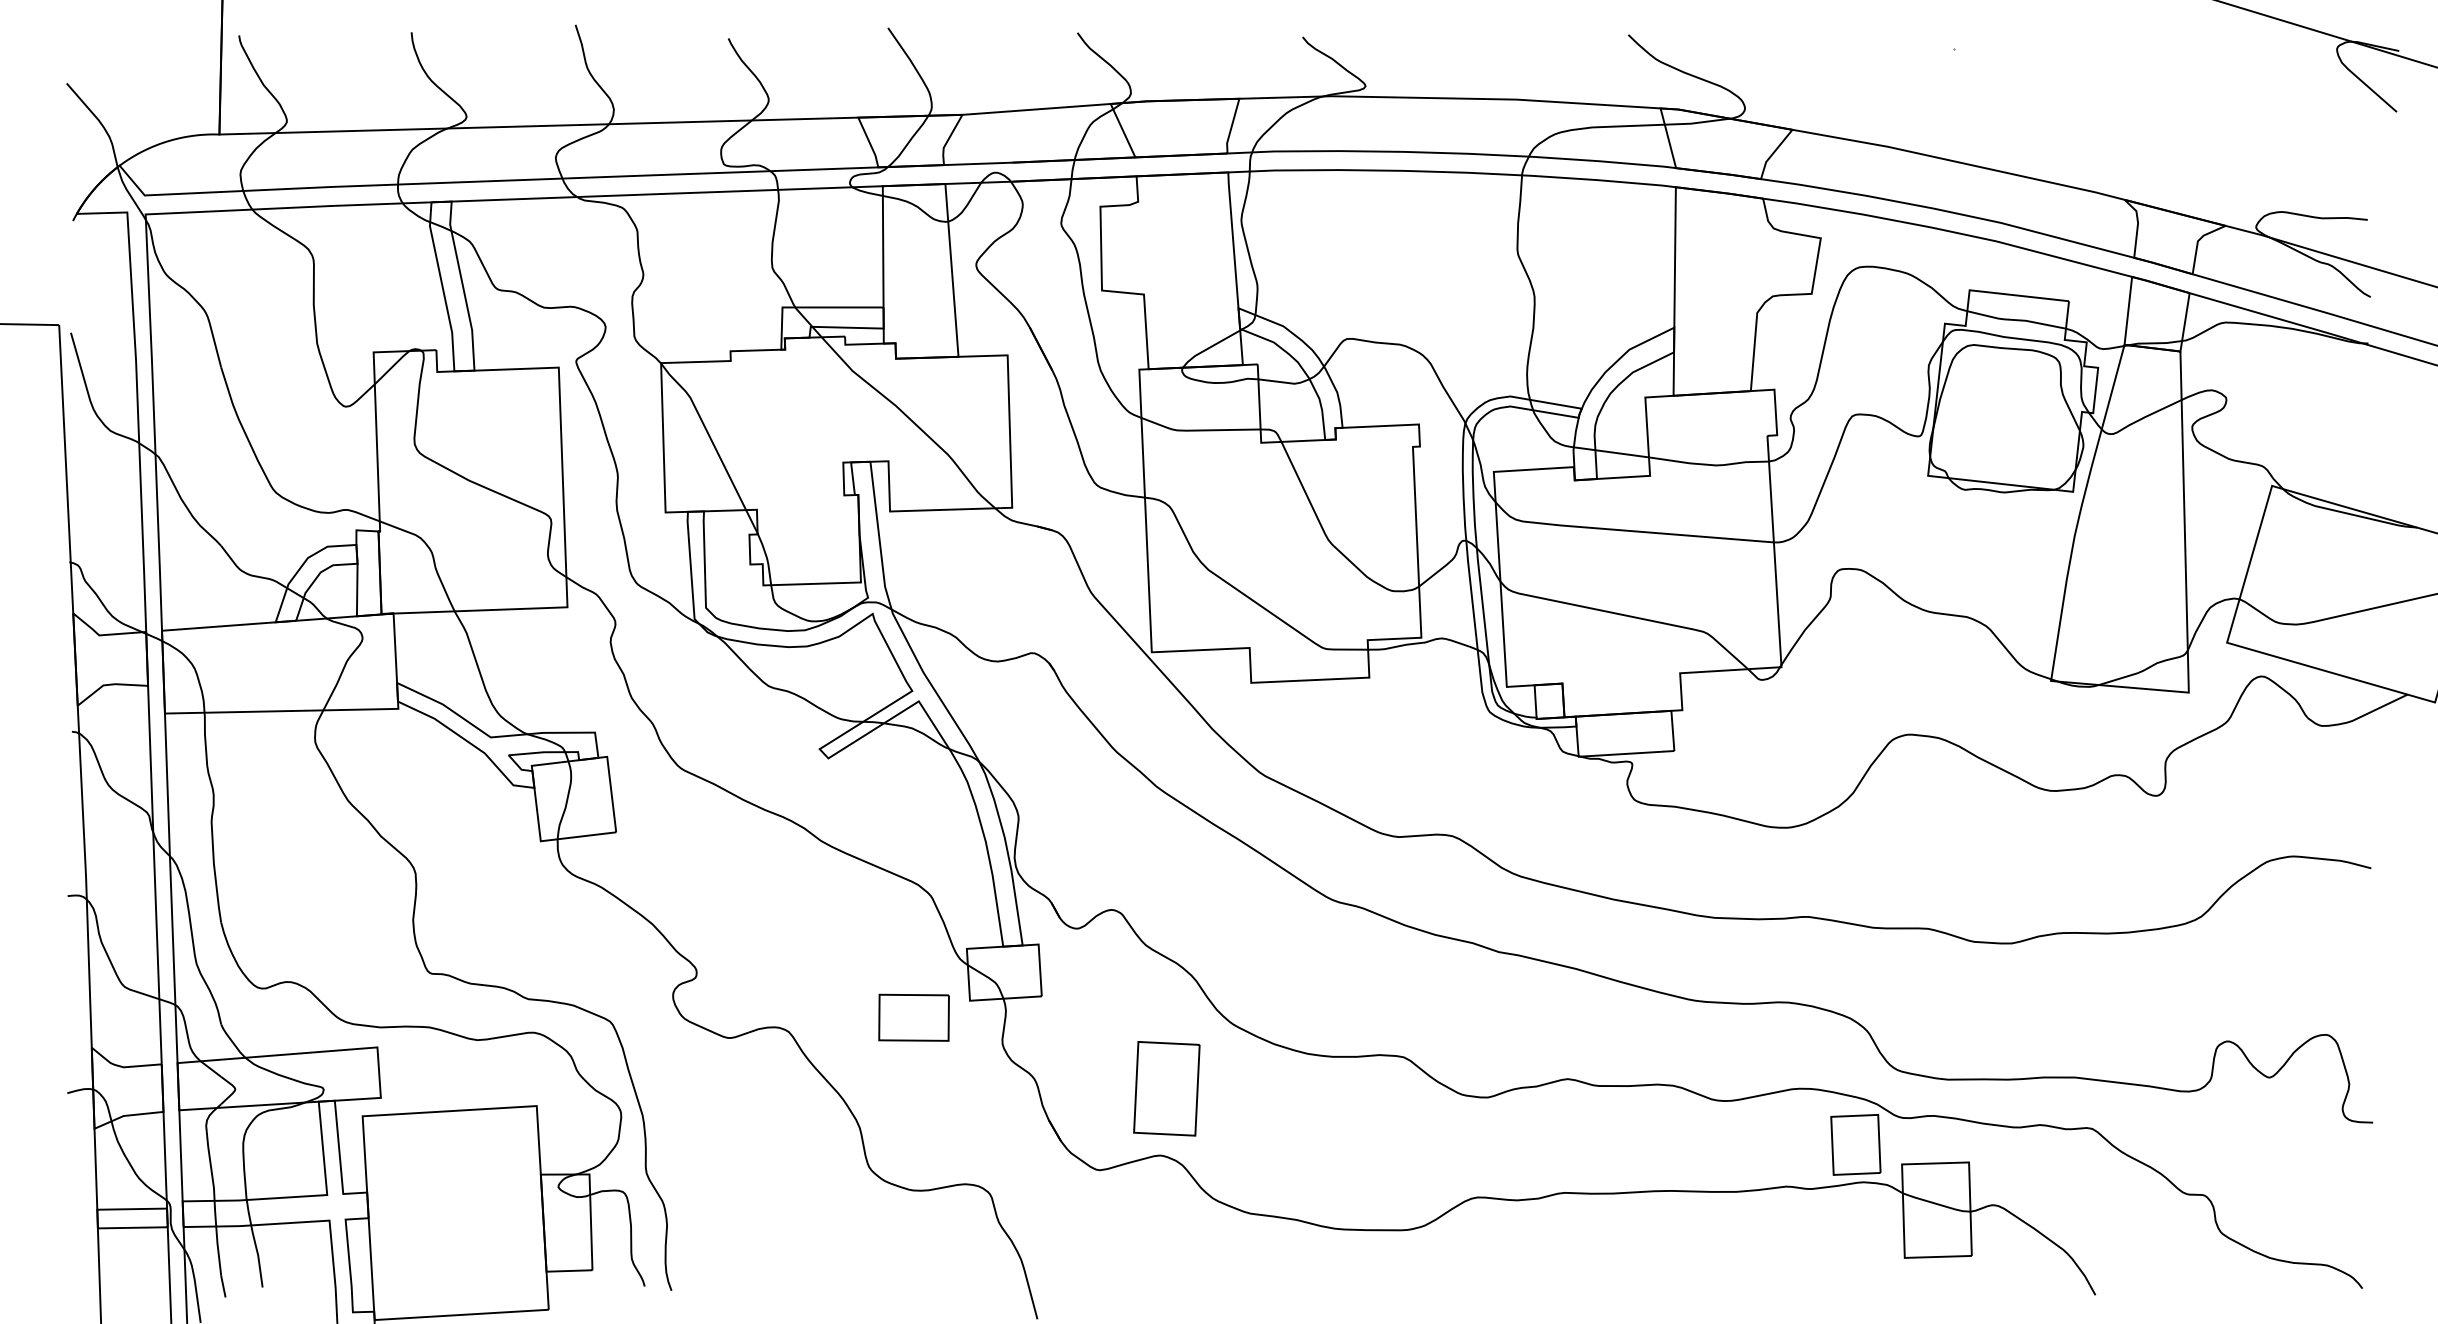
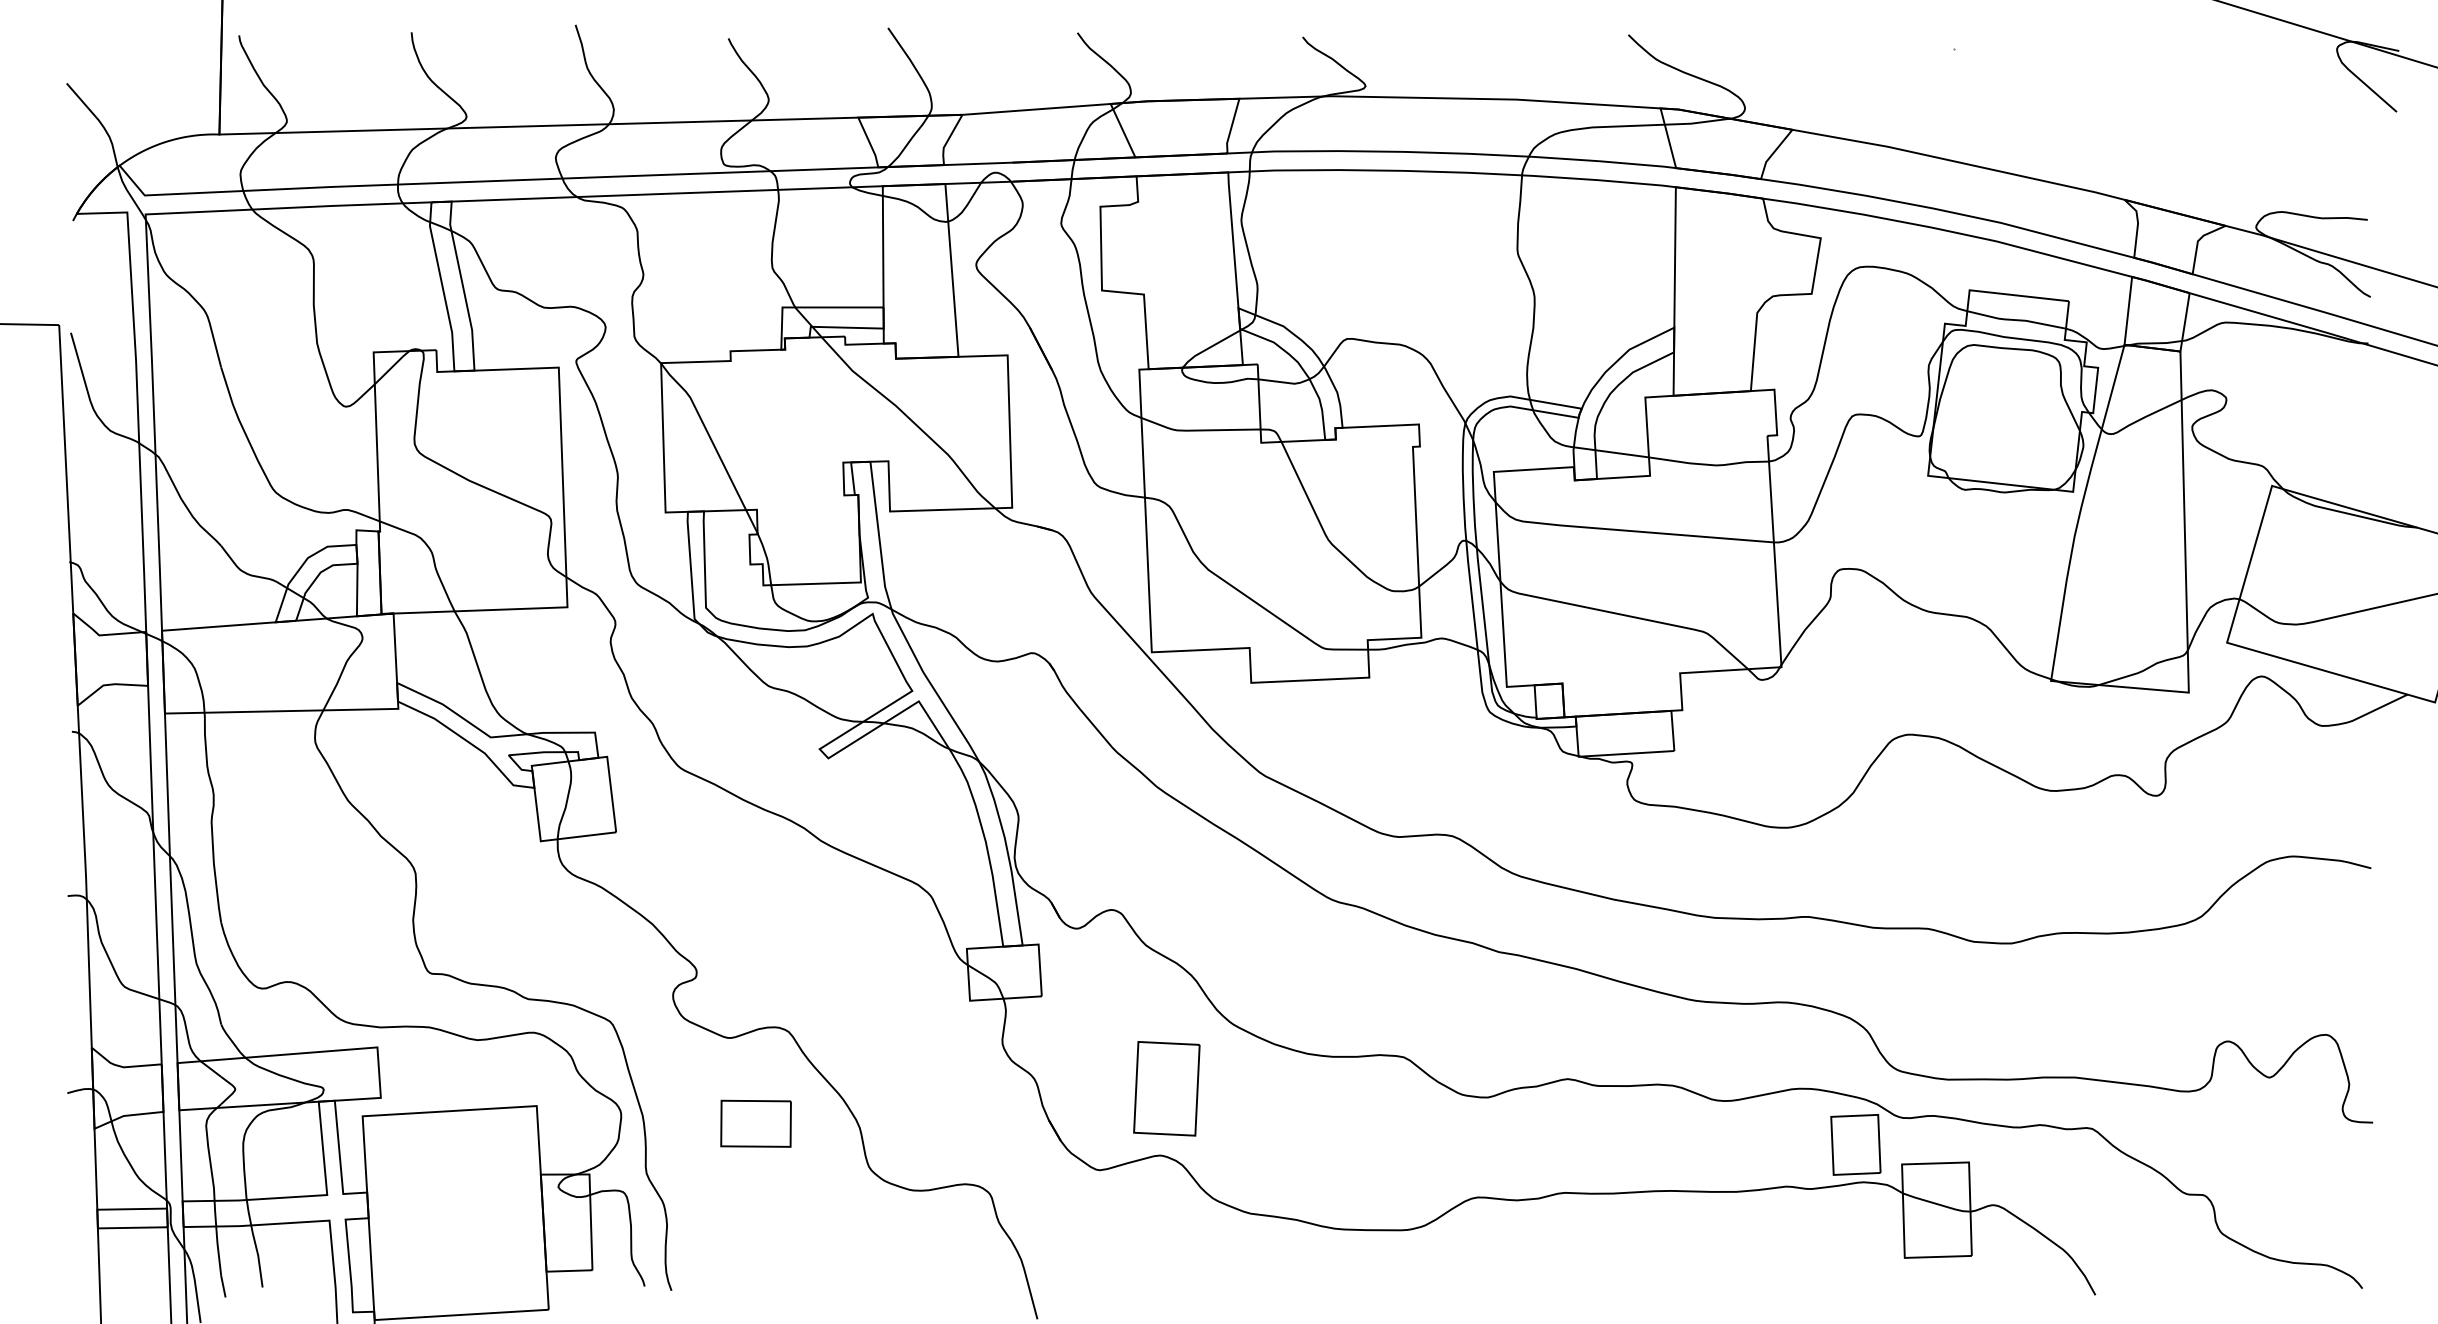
part position: (913, 1017) -> (755, 1123) (755, 1123)
